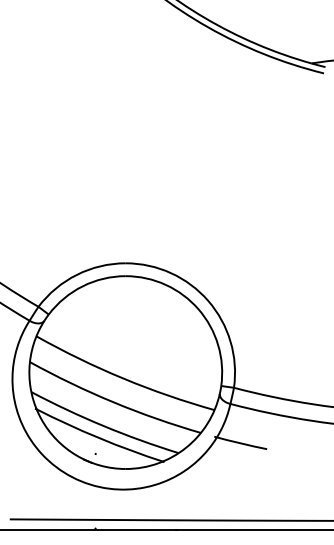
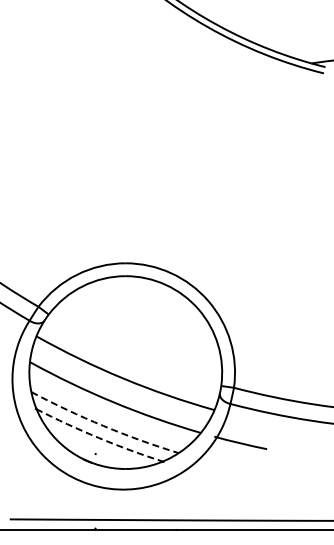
arc: solid -> dashed (103, 426)
arc: solid -> dashed (98, 437)
